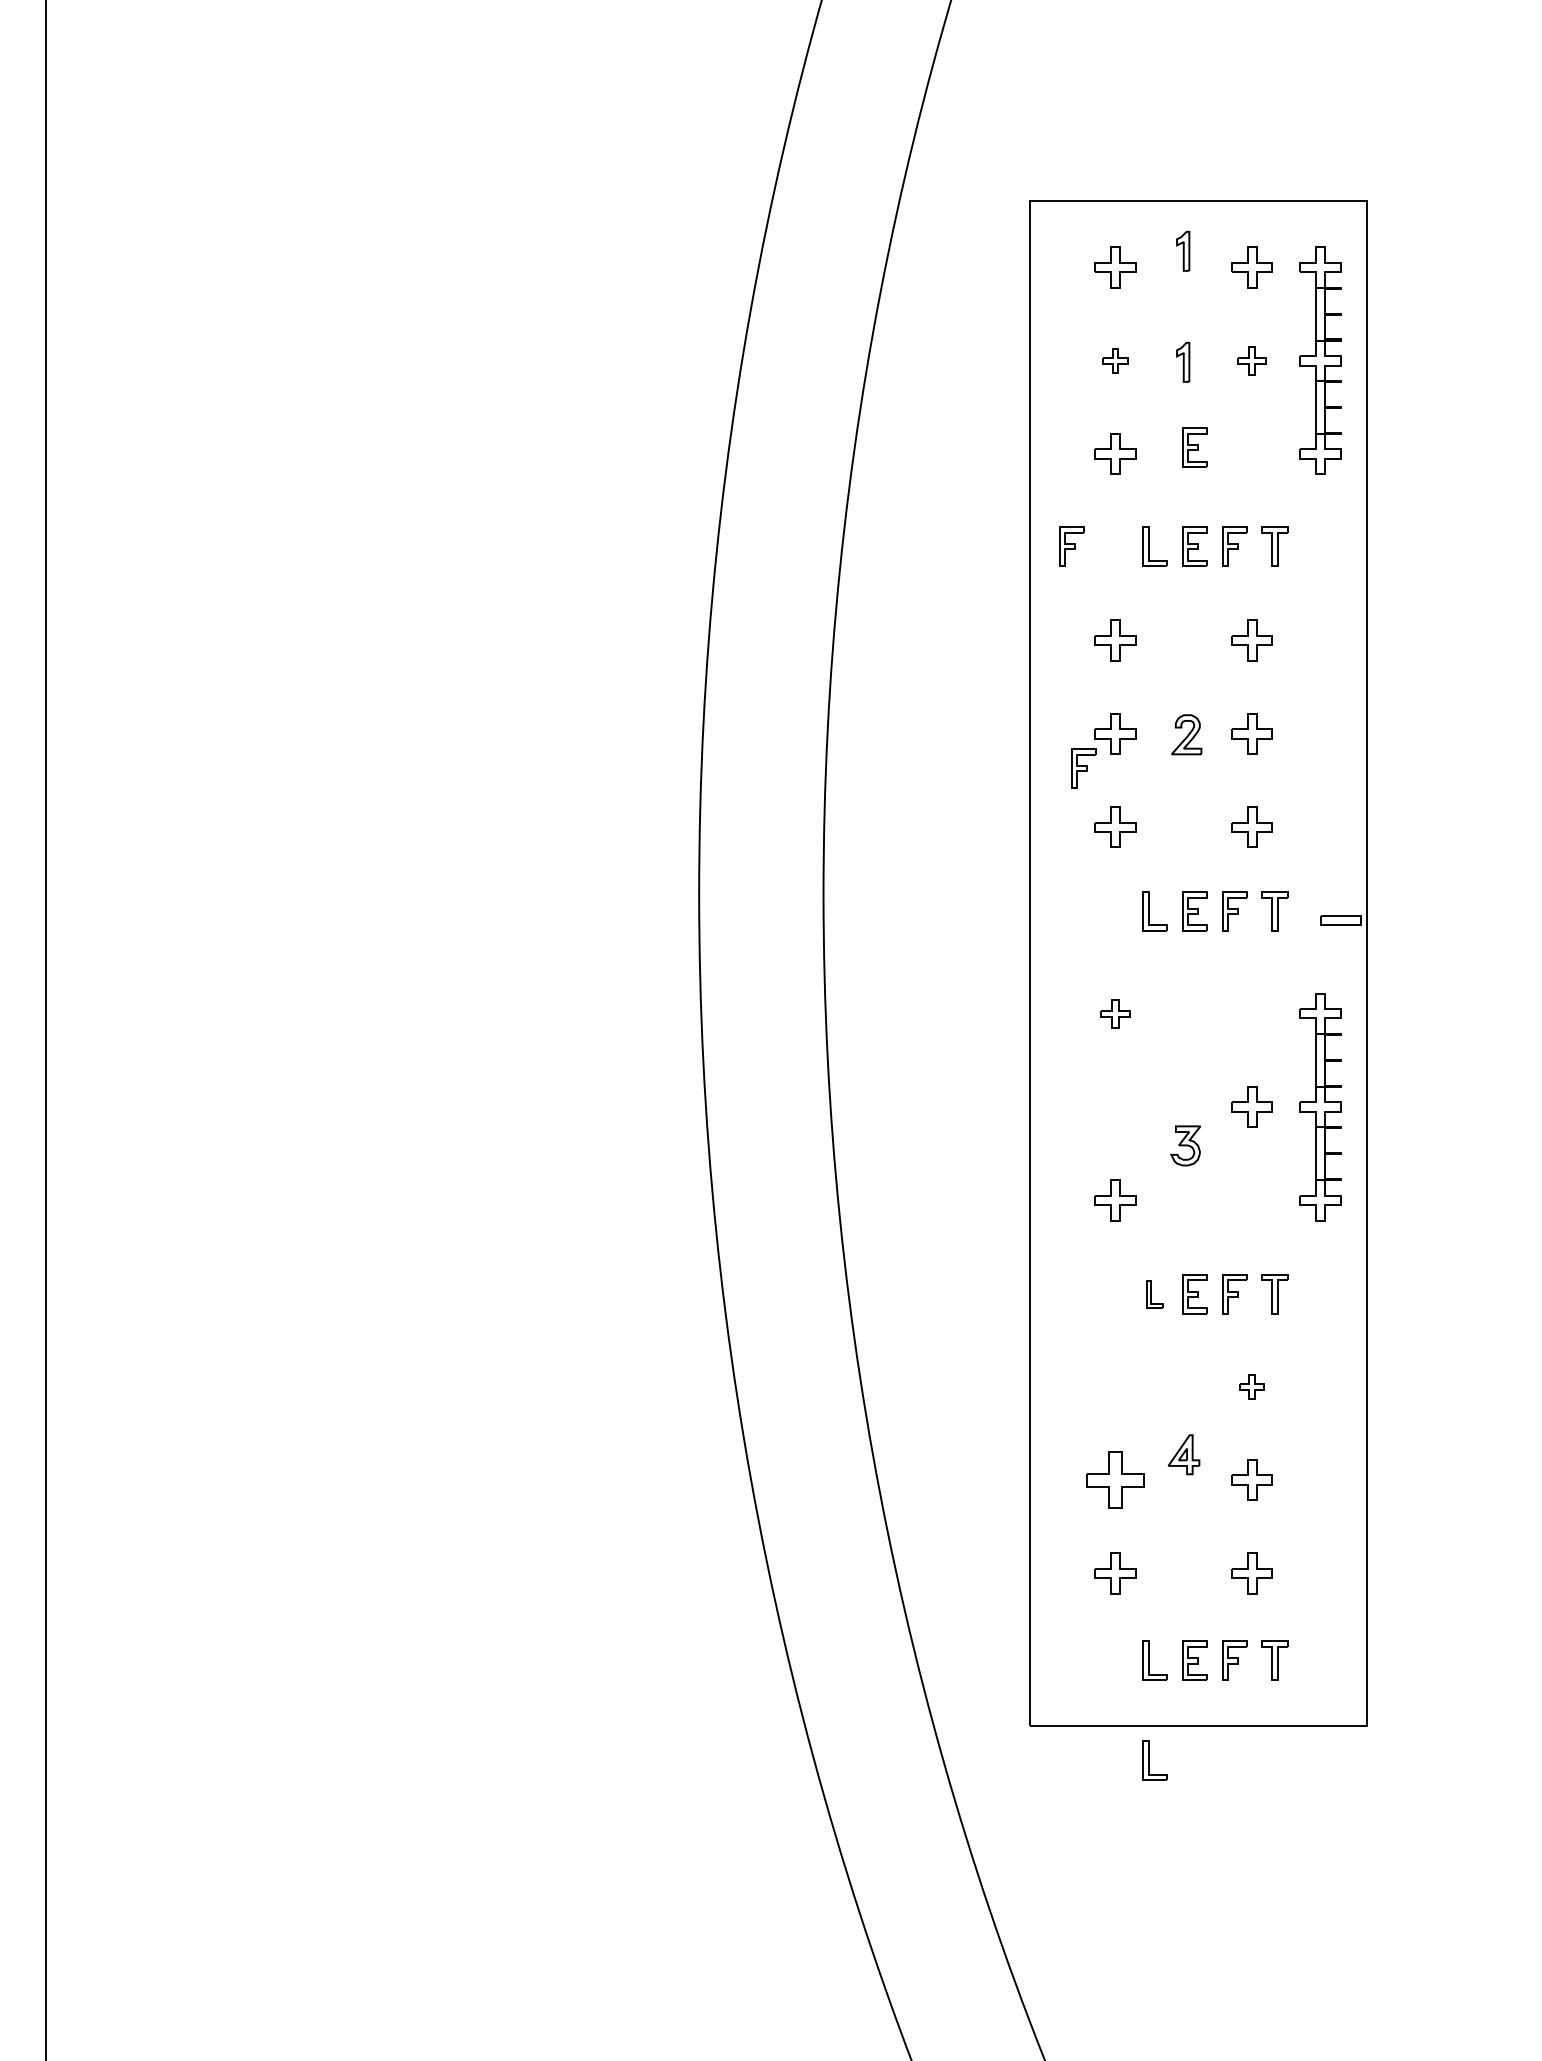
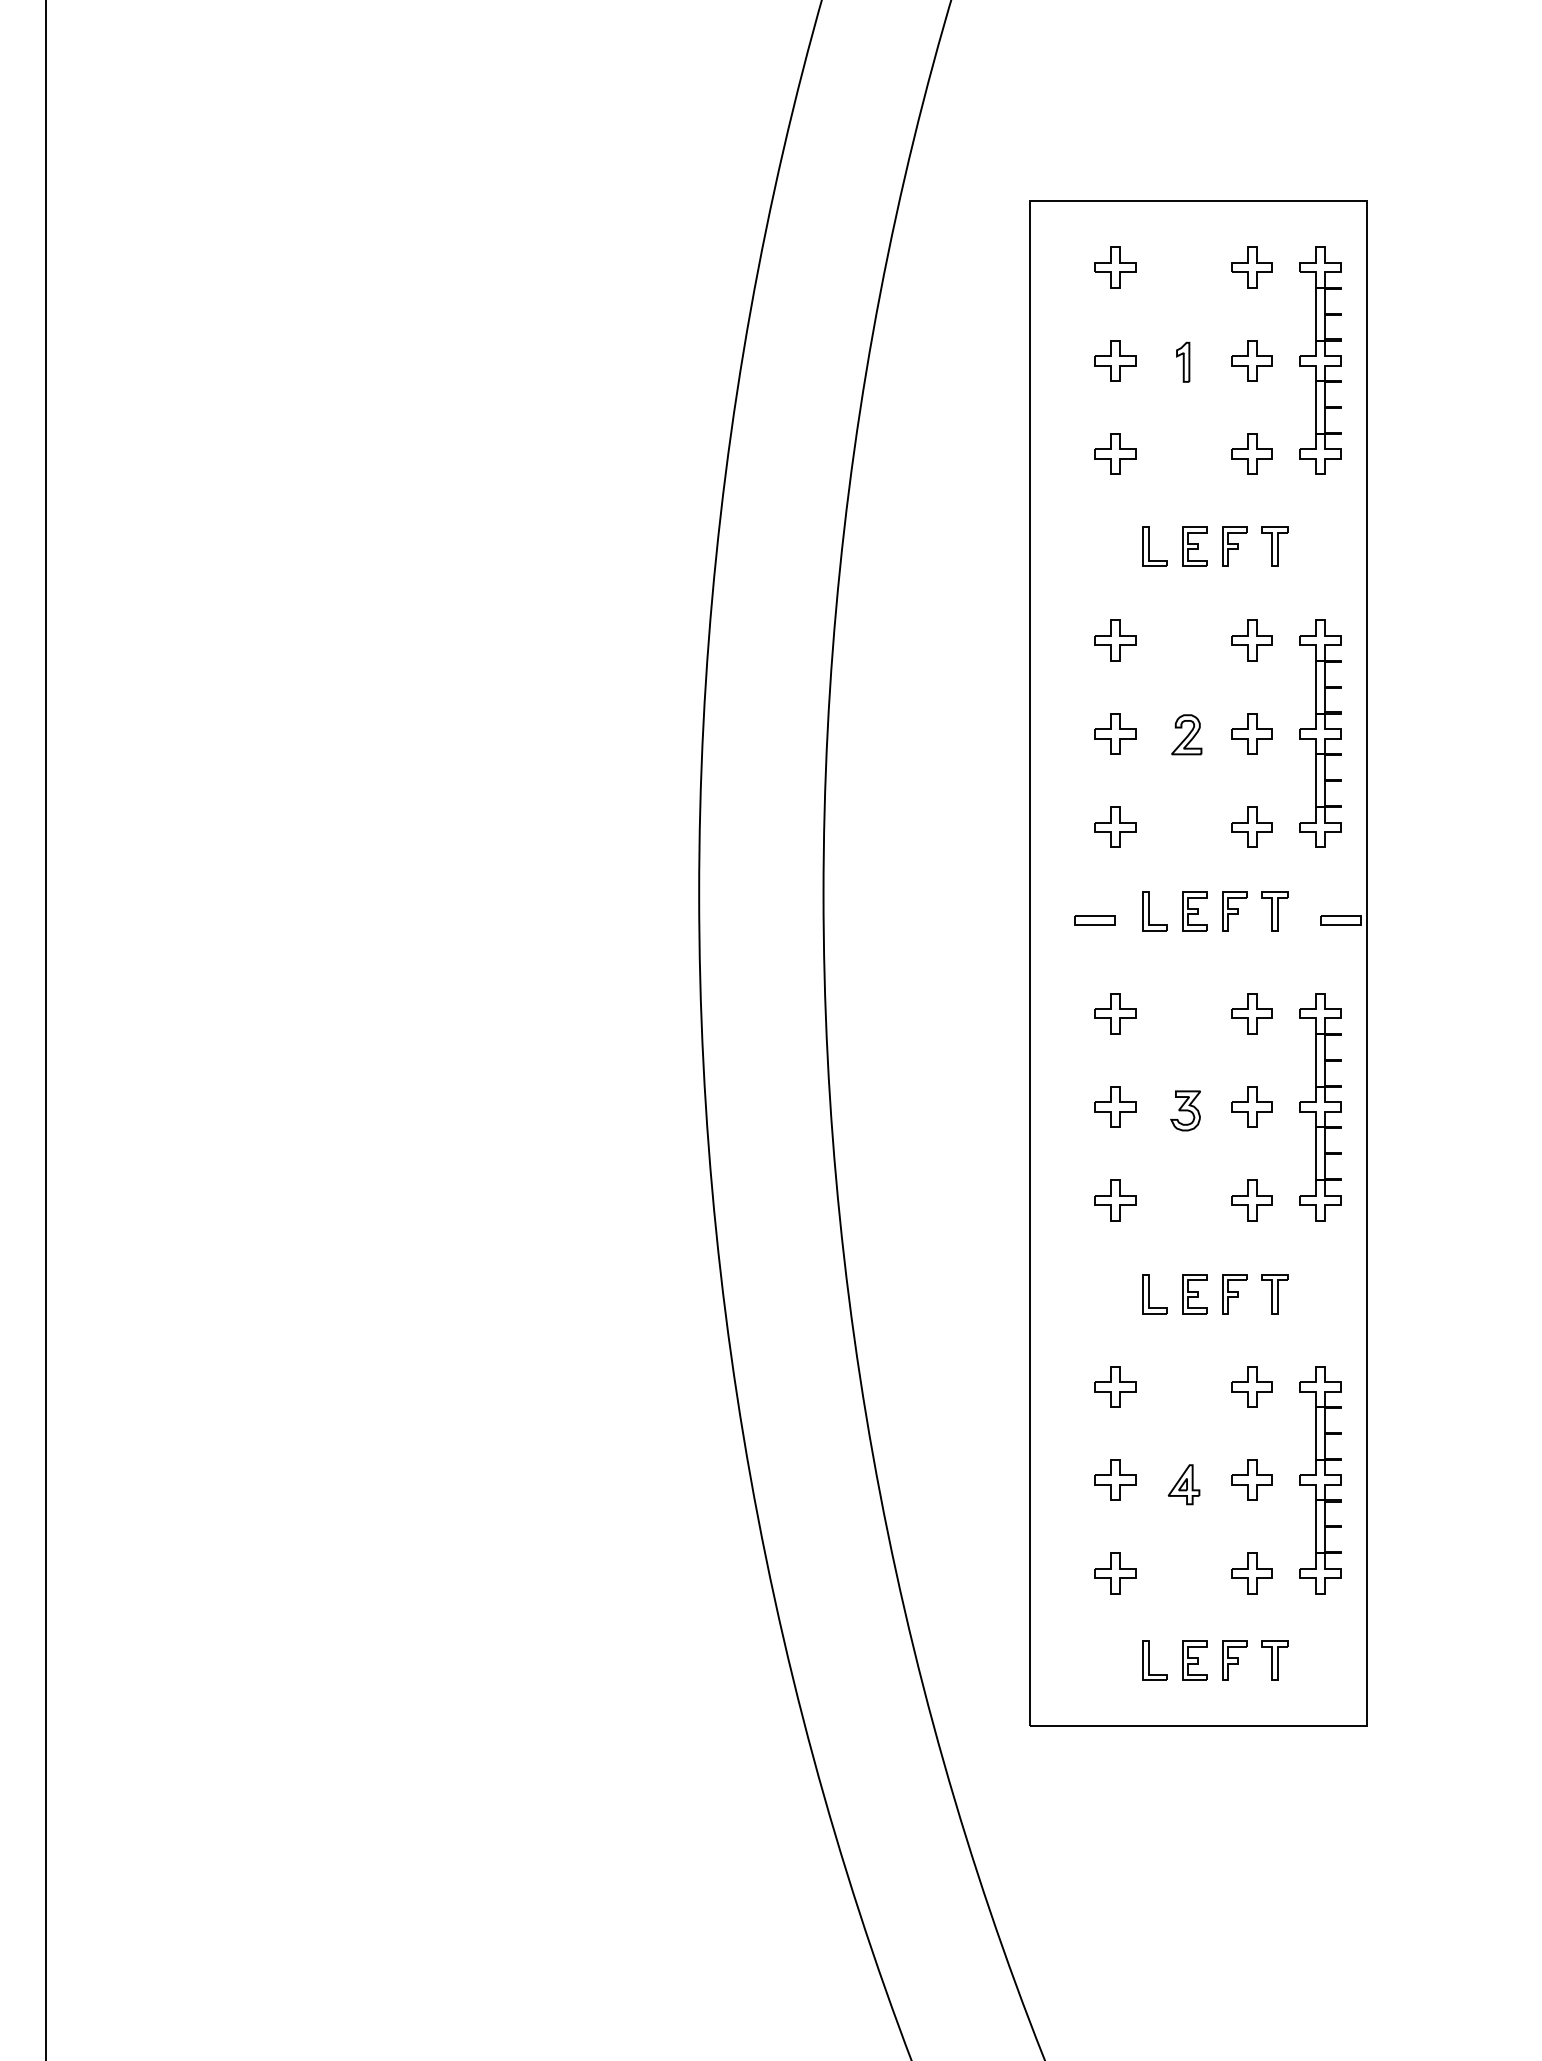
part: present -> none (1183, 250)
part size: 27x26 px -> 43x42 px (1115, 360)
part size: 30x30 px -> 42x42 px (1251, 360)
part: present -> none (1194, 447)
part: none -> present (1251, 453)
part: present -> none (1071, 546)
part: none -> present (1320, 733)
part: present -> none (1083, 768)
part: none -> present (1094, 920)
part size: 31x30 px -> 43x42 px (1115, 1013)
part: none -> present (1251, 1013)
part: none -> present (1115, 1106)
part position: (1185, 1145) -> (1185, 1110) (1185, 1110)
part: none -> present (1251, 1200)
part size: 18x29 px -> 26x41 px (1154, 1294)
part: none -> present (1115, 1386)
part size: 26x26 px -> 42x42 px (1251, 1386)
part position: (1183, 1454) -> (1183, 1484) (1183, 1484)
part size: 59x58 px -> 43x42 px (1115, 1479)
part: none -> present (1320, 1480)
part: present -> none (1154, 1760)
